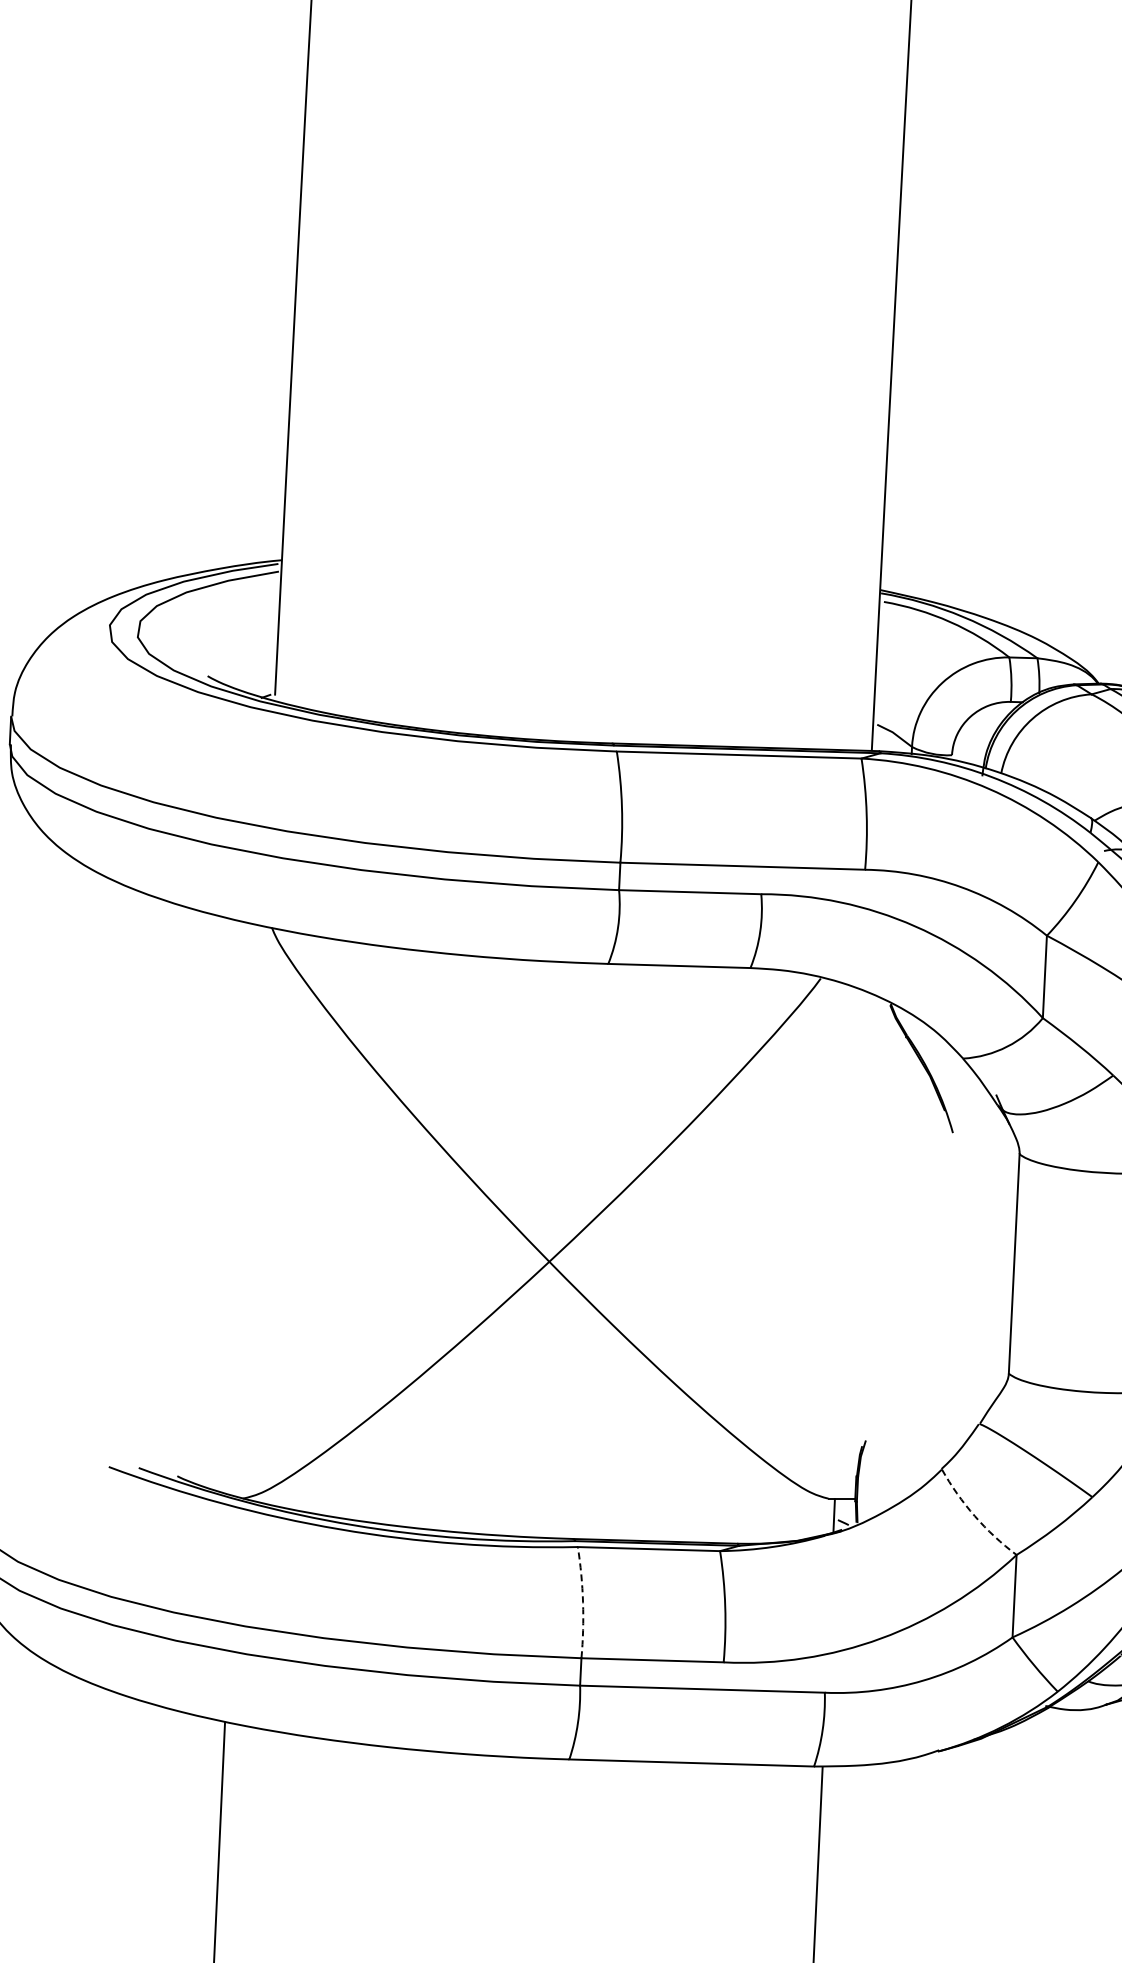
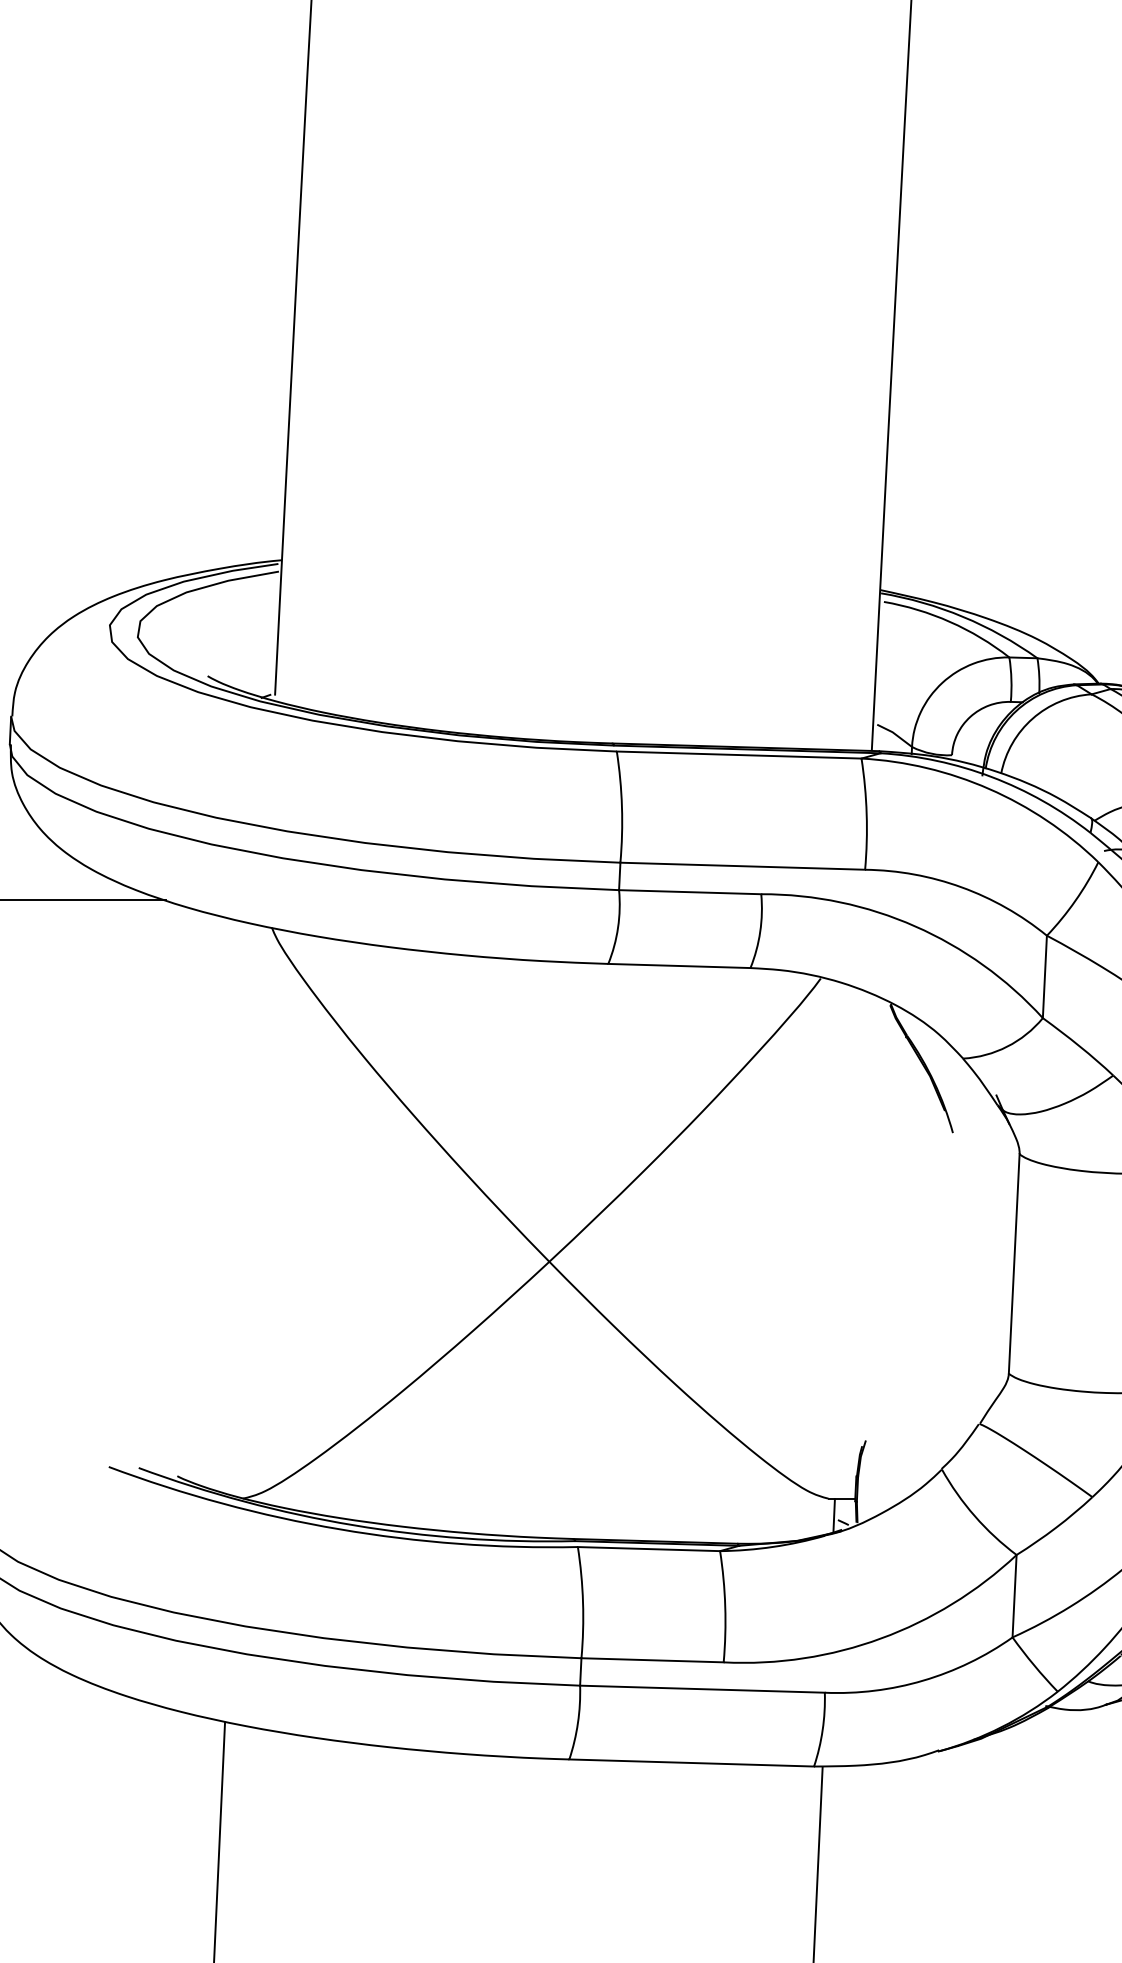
line: none -> present (84, 900)
arc: dashed -> solid (974, 1516)
arc: dashed -> solid (583, 1602)
